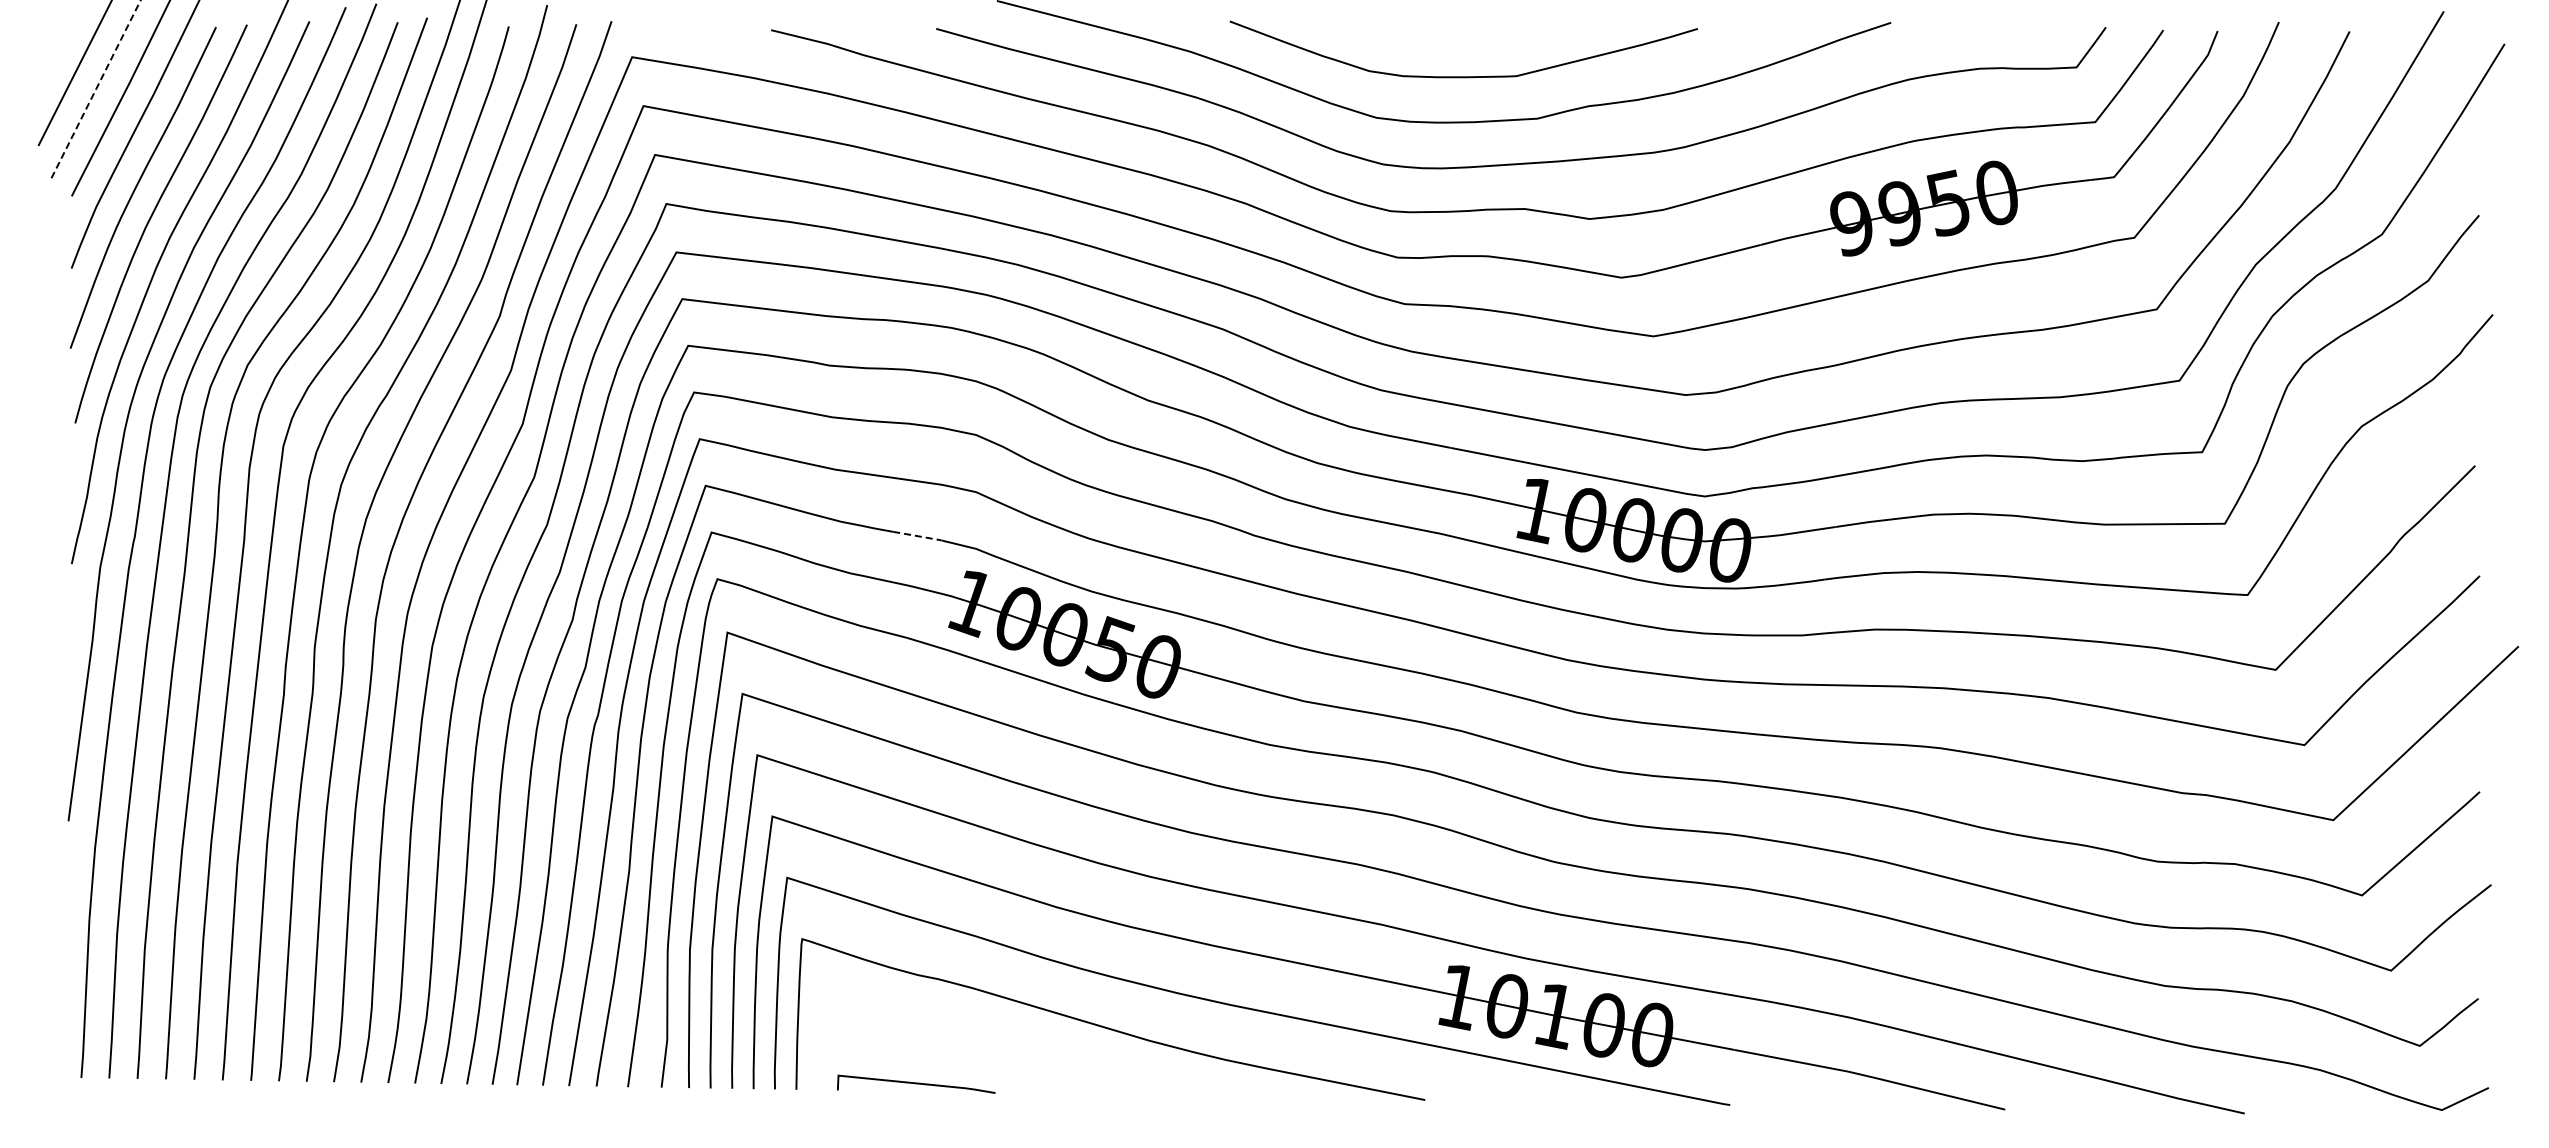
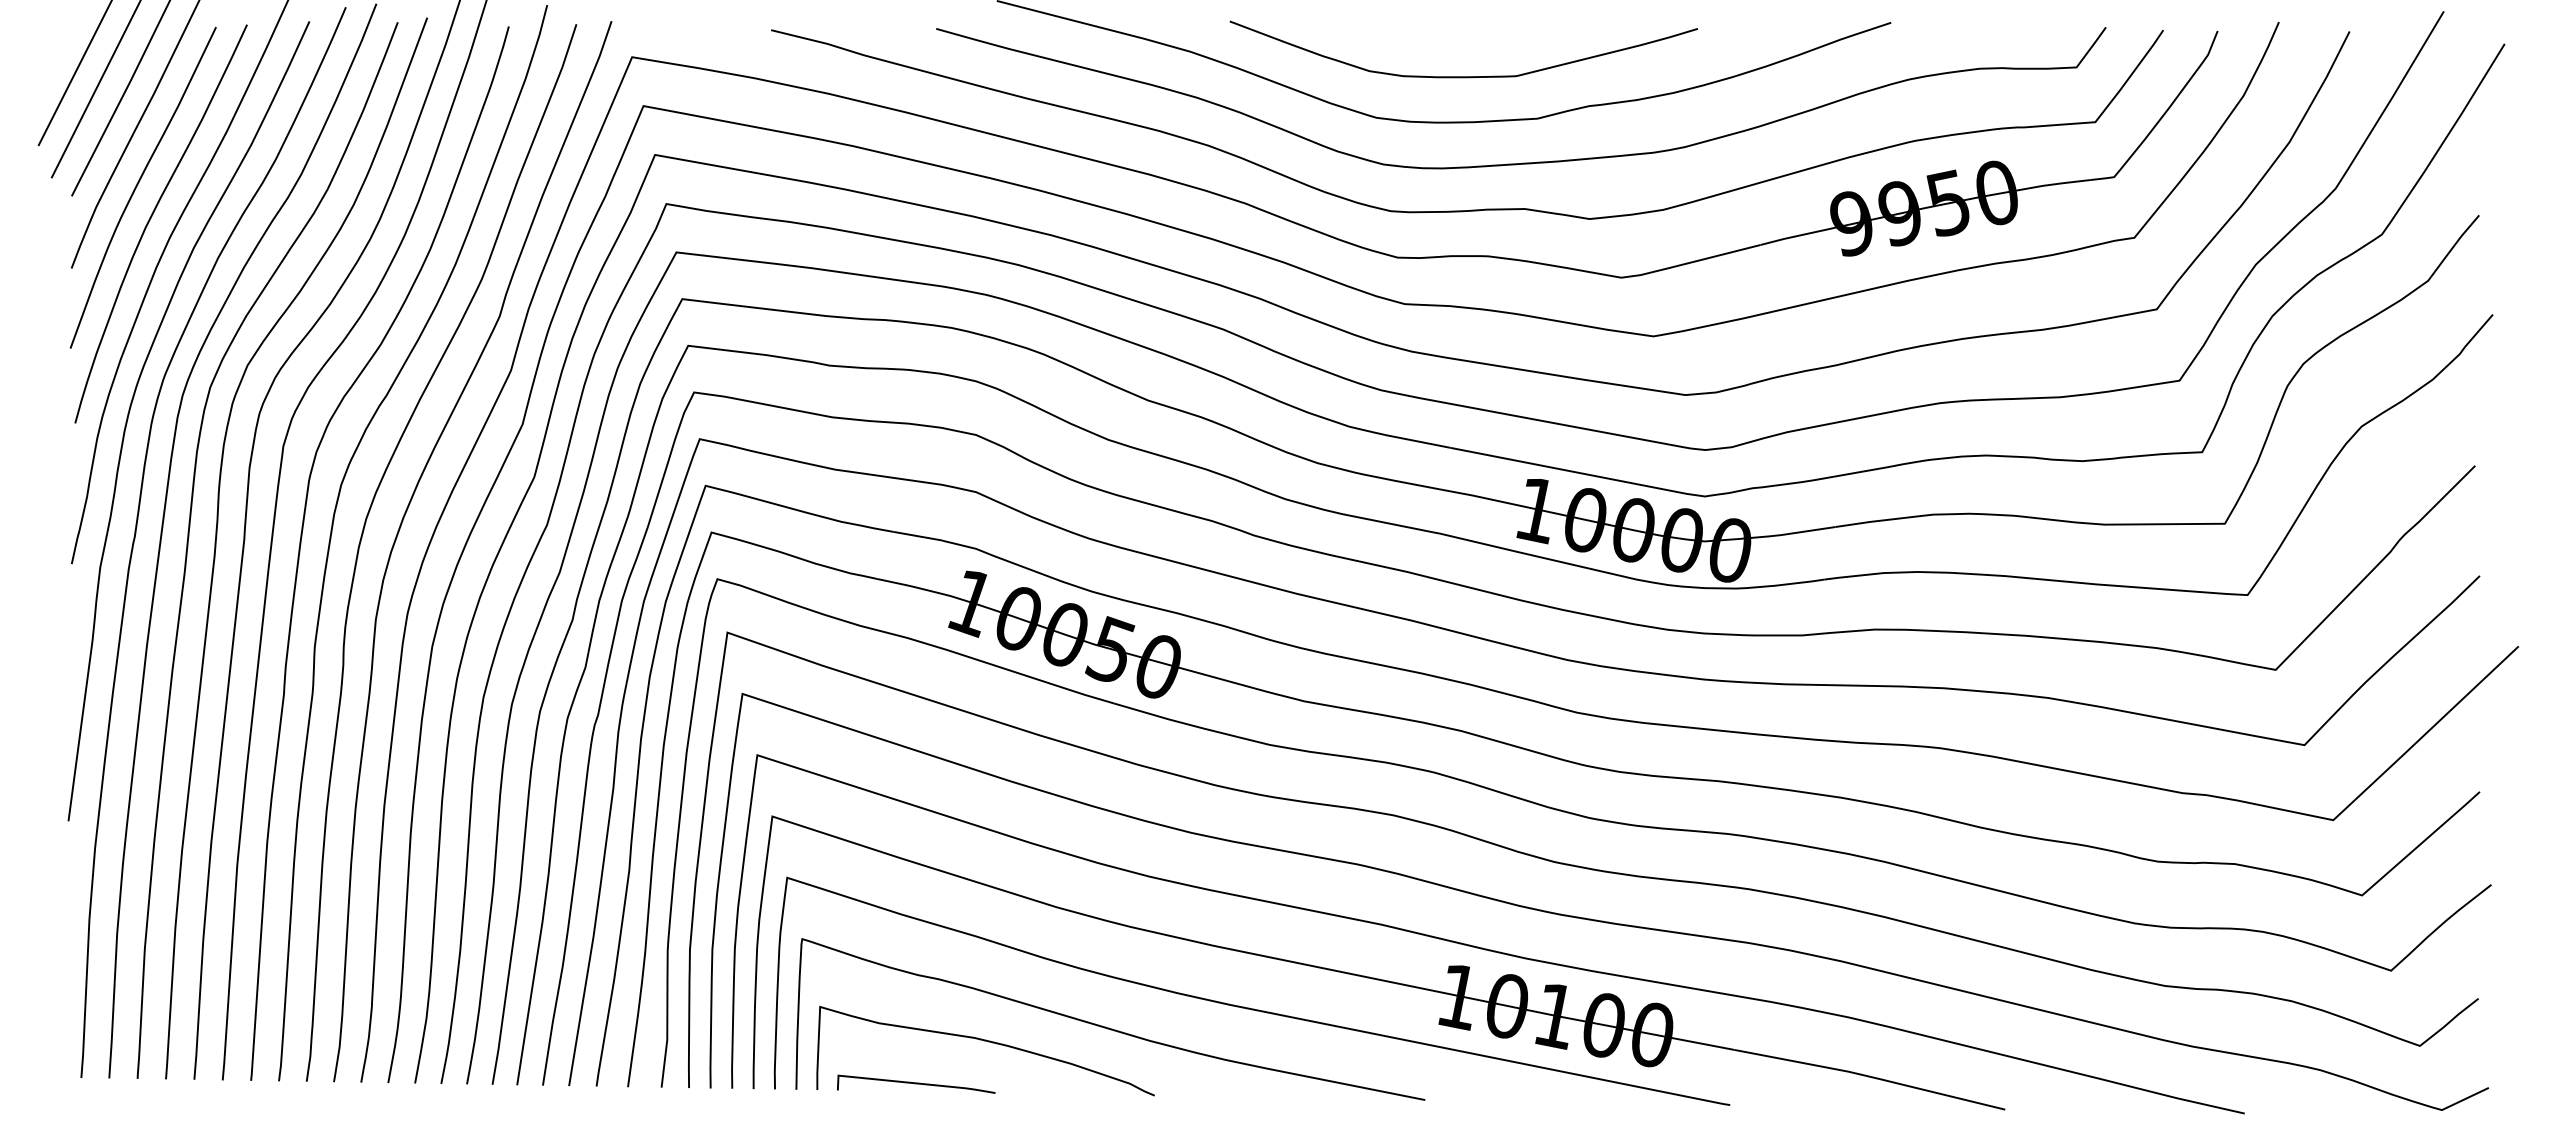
line: dashed -> solid (96, 88)
line: dashed -> solid (918, 536)
curve: none -> present (988, 1042)
